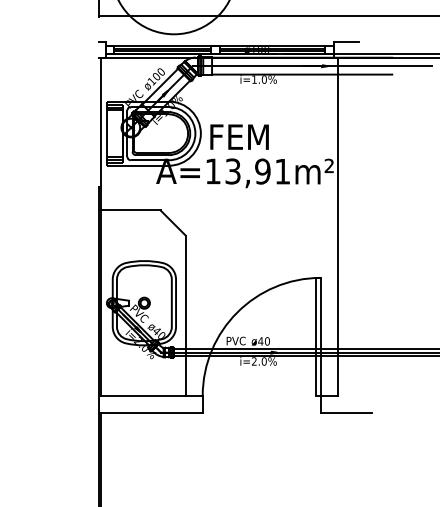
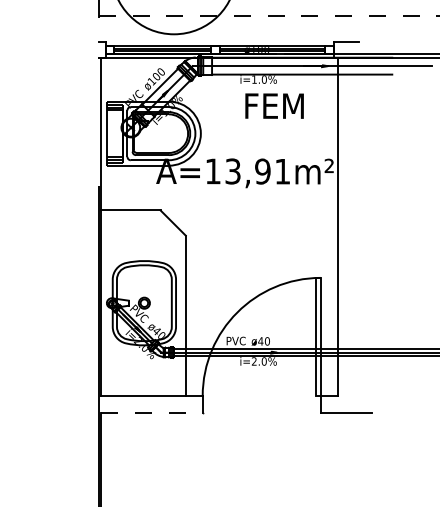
line: solid -> dashed (269, 16)
text position: (239, 136) -> (274, 105) (274, 105)
line: solid -> dashed (152, 412)
